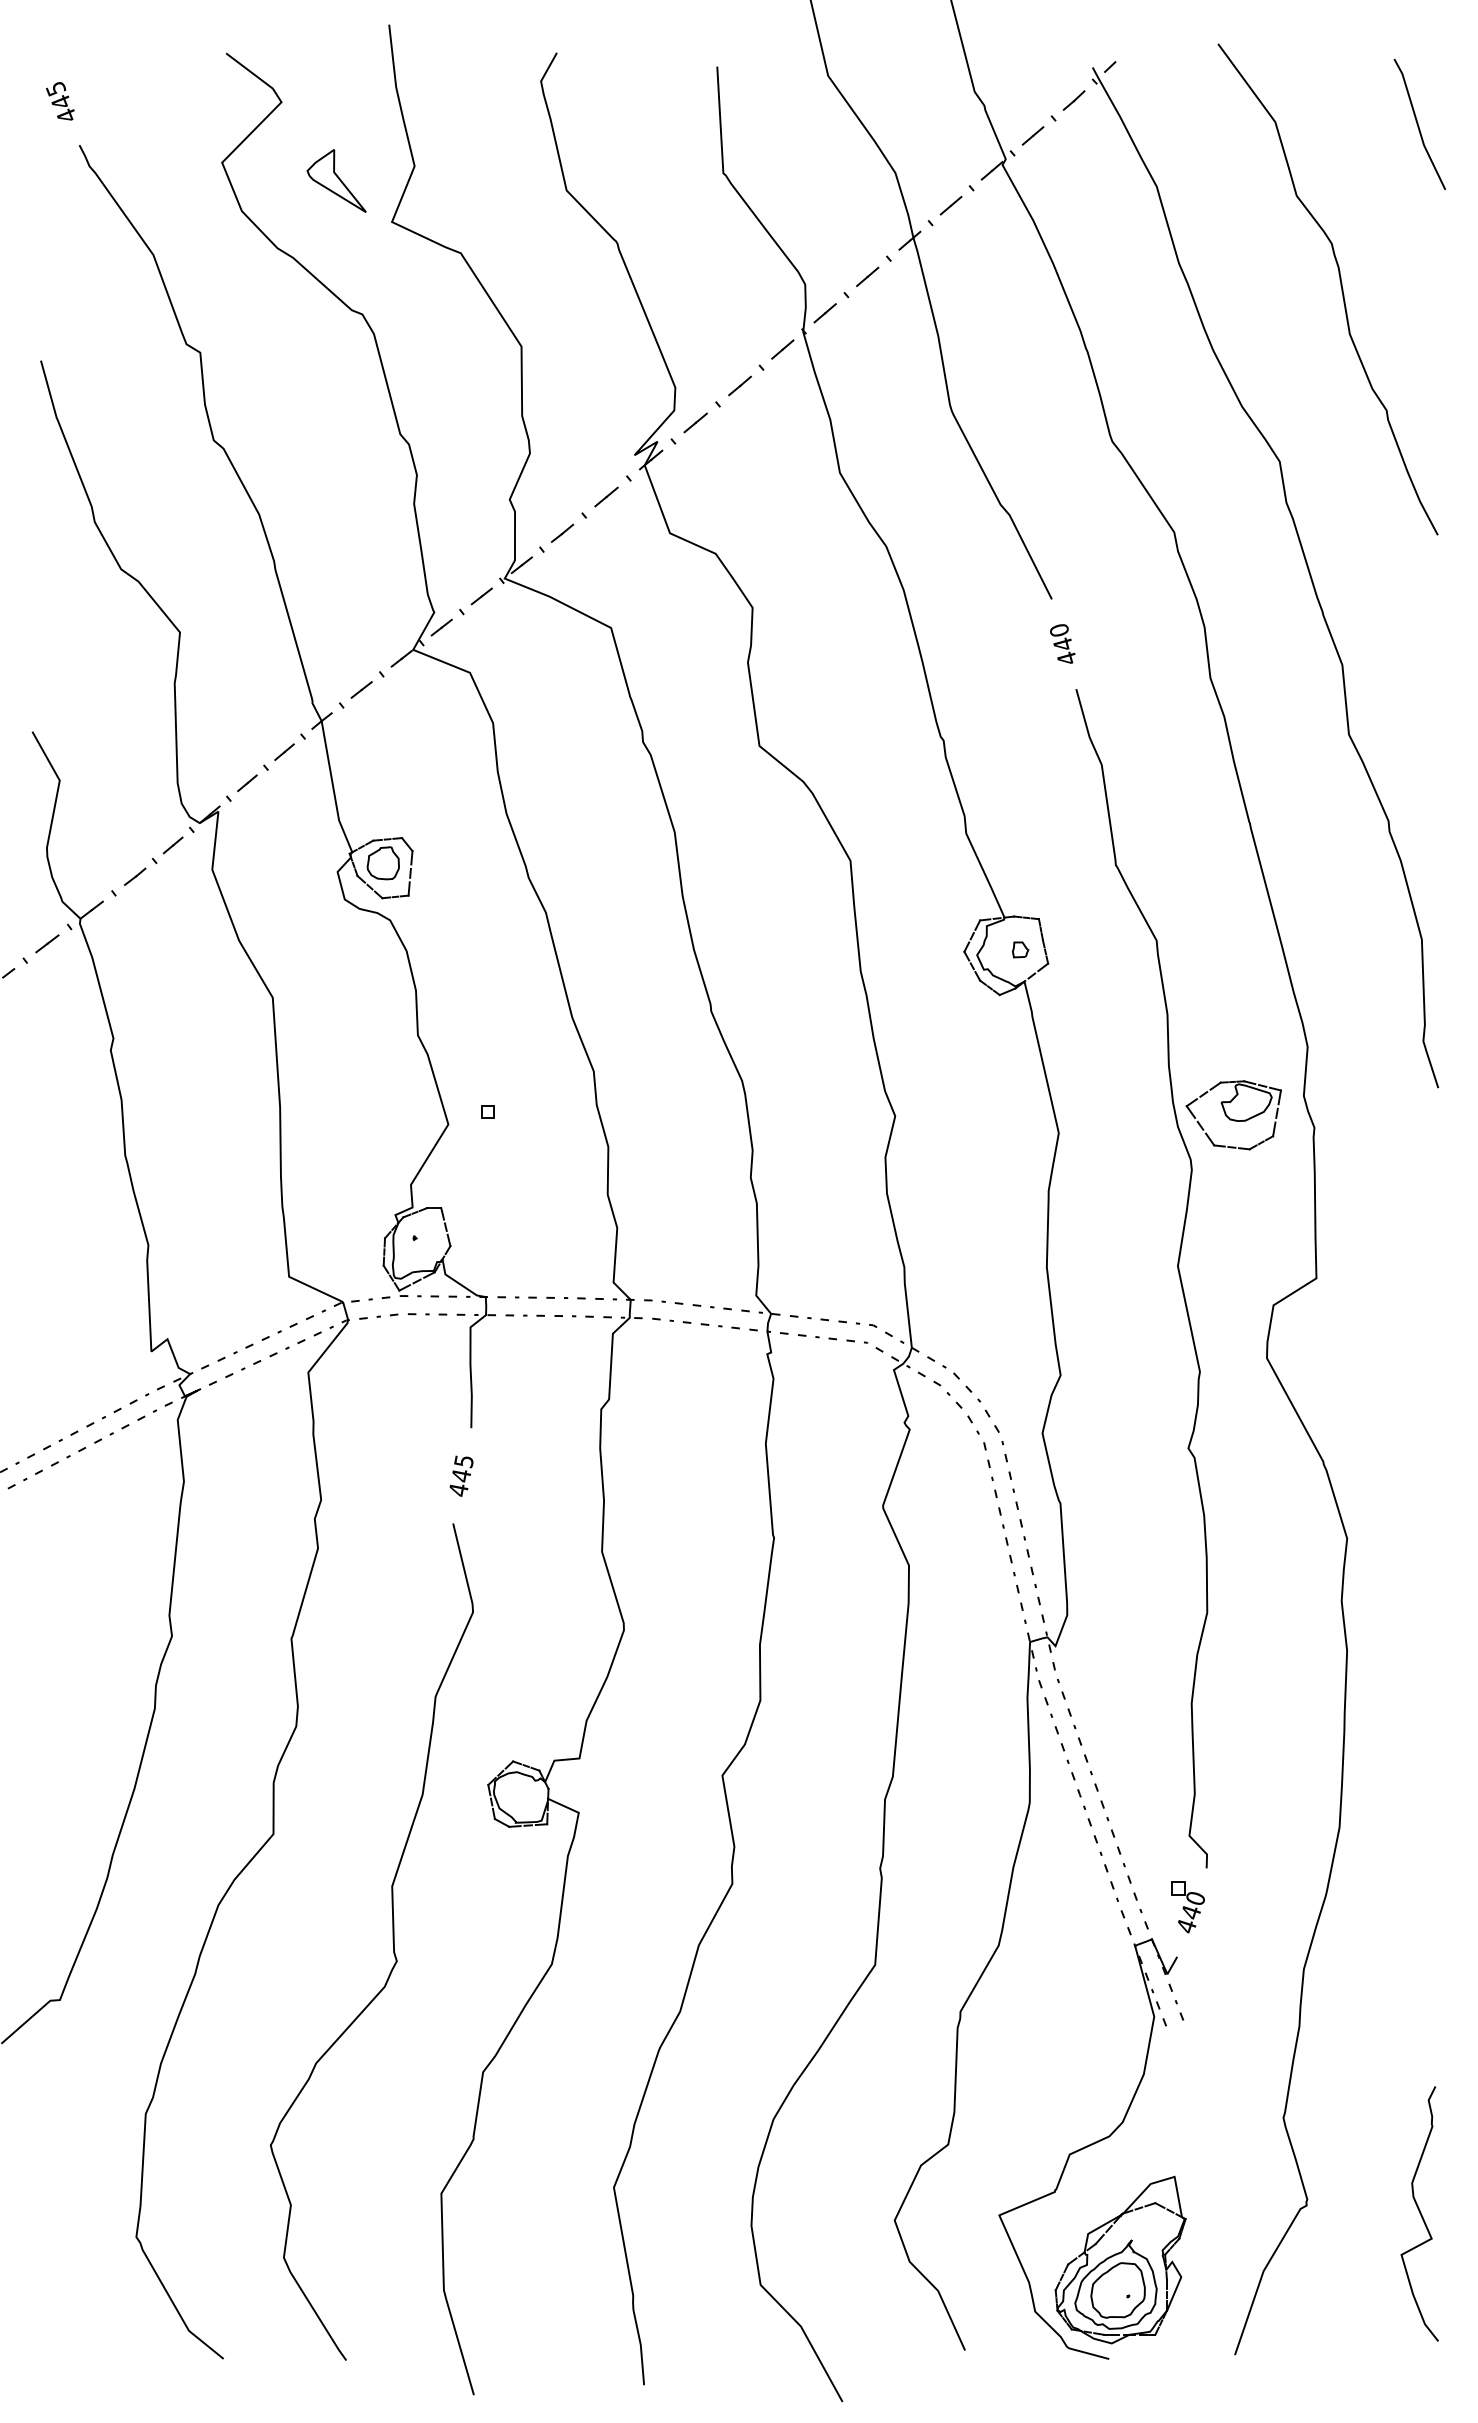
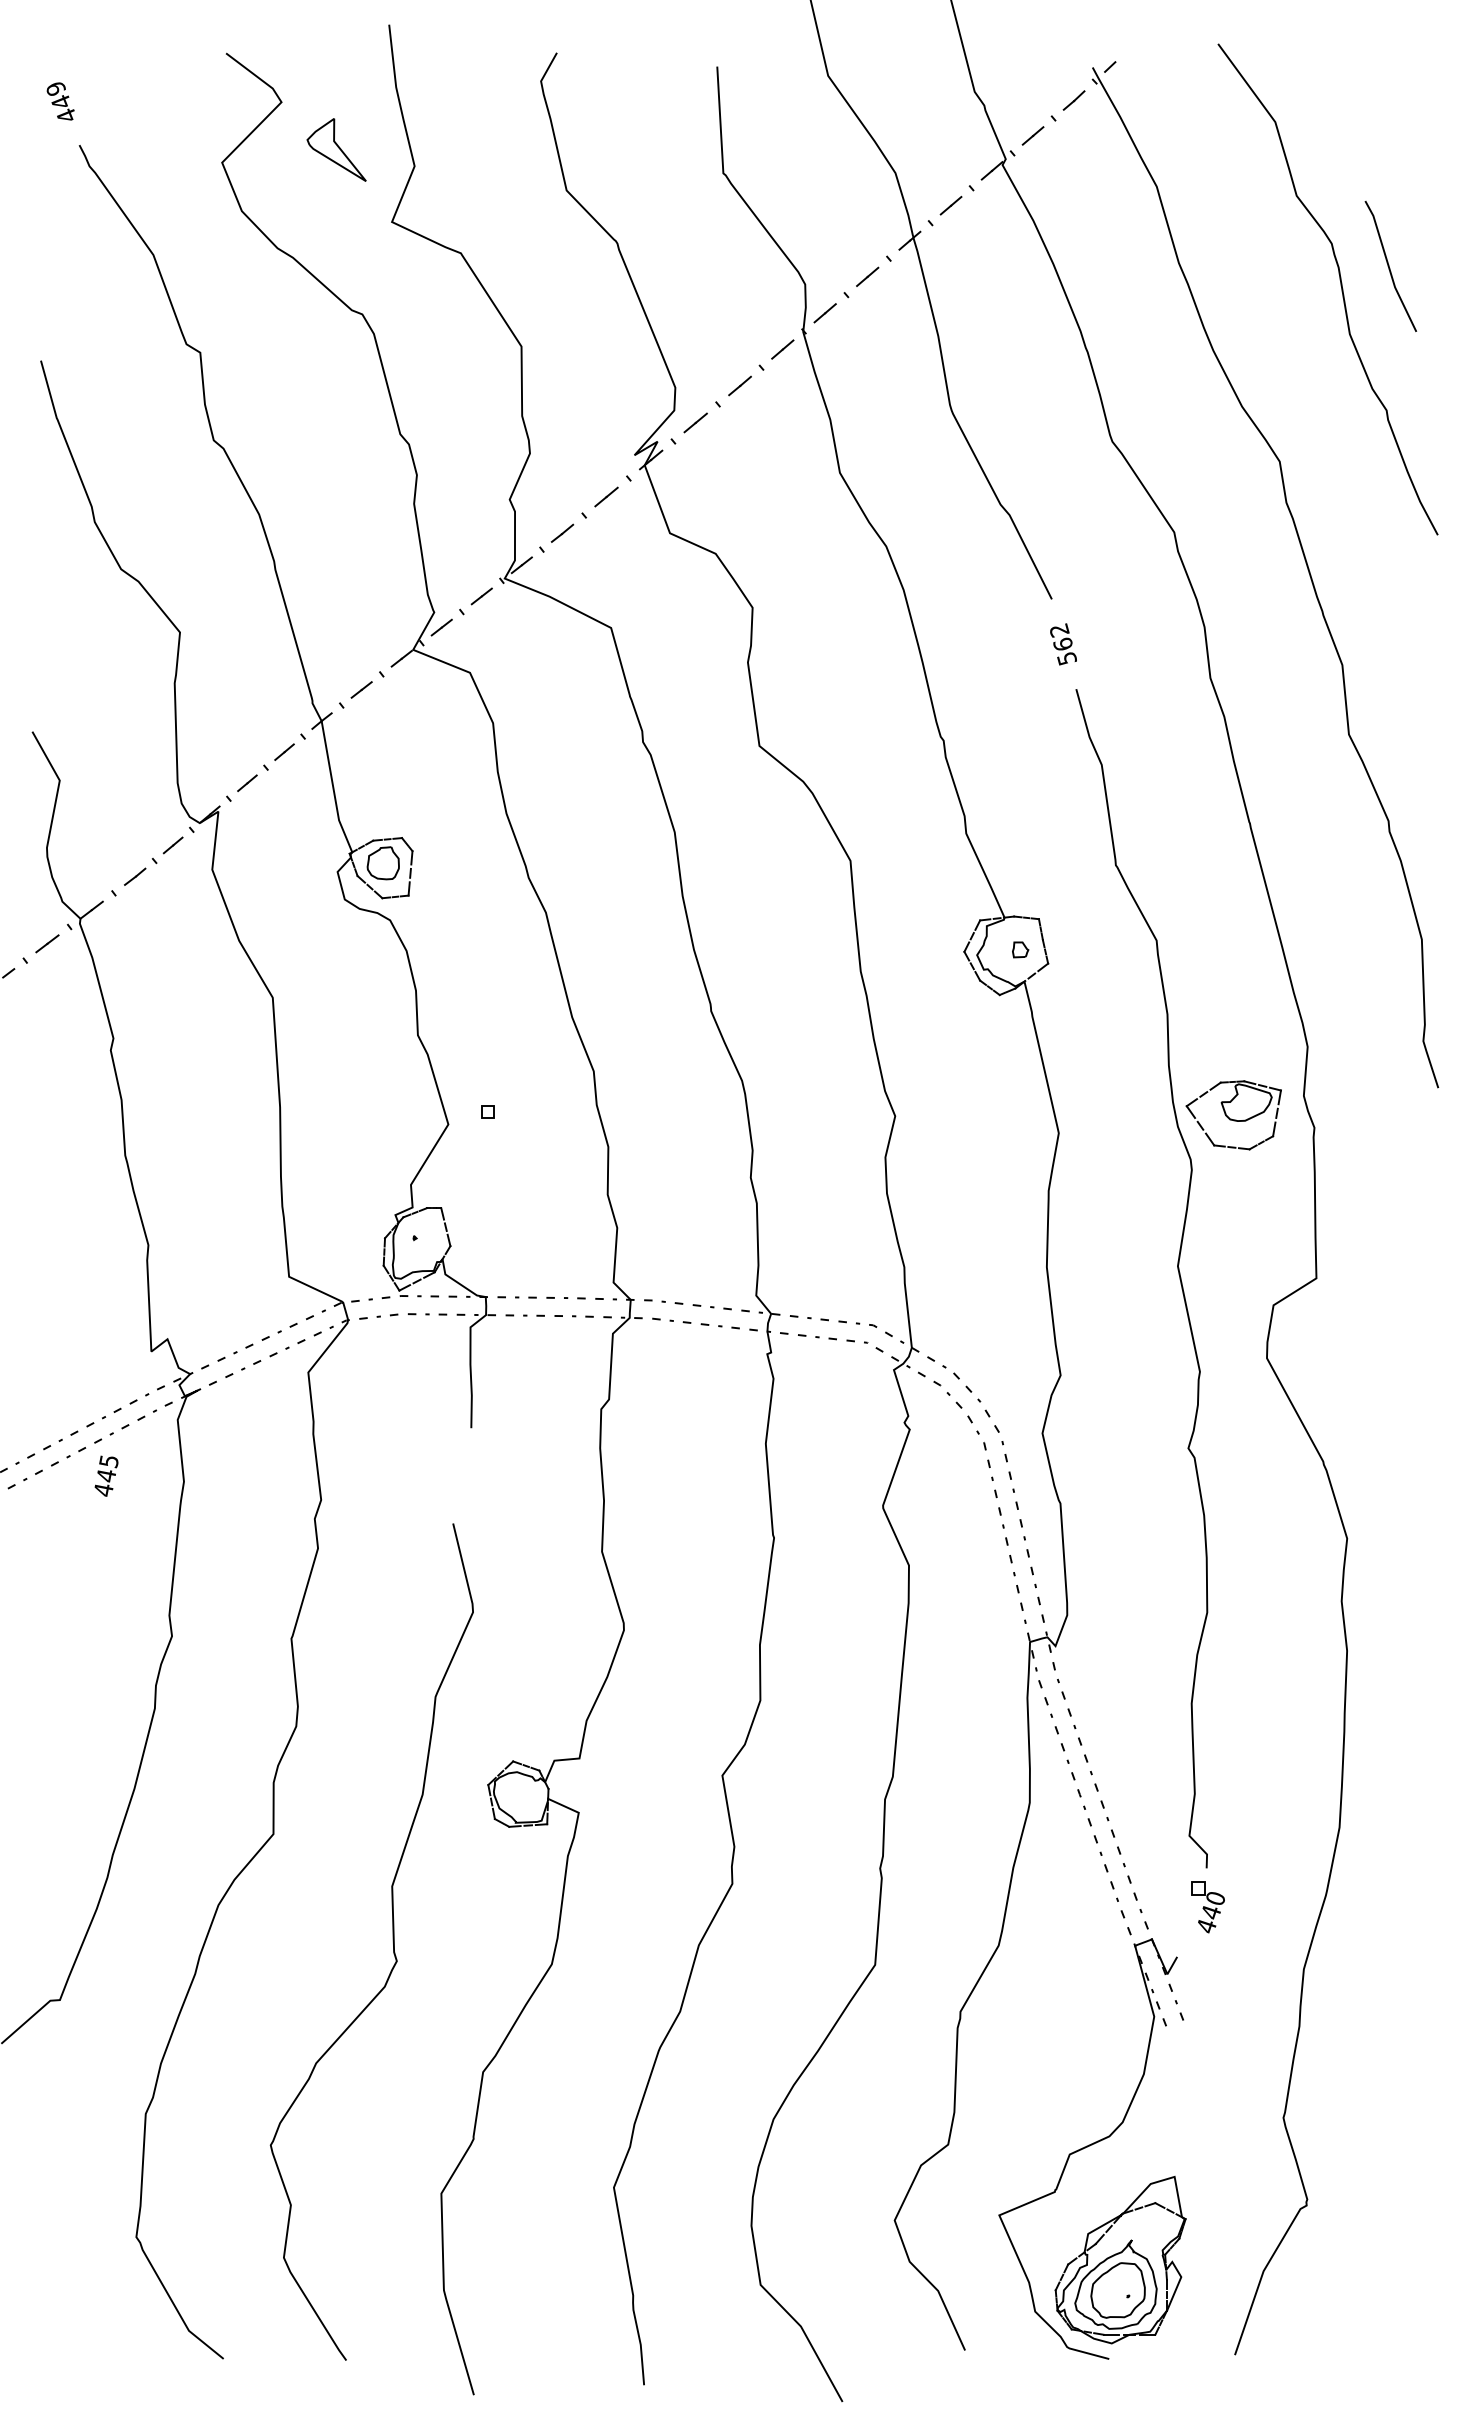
text: 445 -> 449 (56, 89)
line position: (1418, 124) -> (1389, 266) (1389, 266)
part position: (336, 180) -> (336, 149) (336, 149)
text: 440 -> 562 (1063, 644)
text position: (461, 1475) -> (106, 1475) (106, 1475)
part position: (1187, 1907) -> (1207, 1907) (1207, 1907)
curve: present -> none (1419, 2213)
